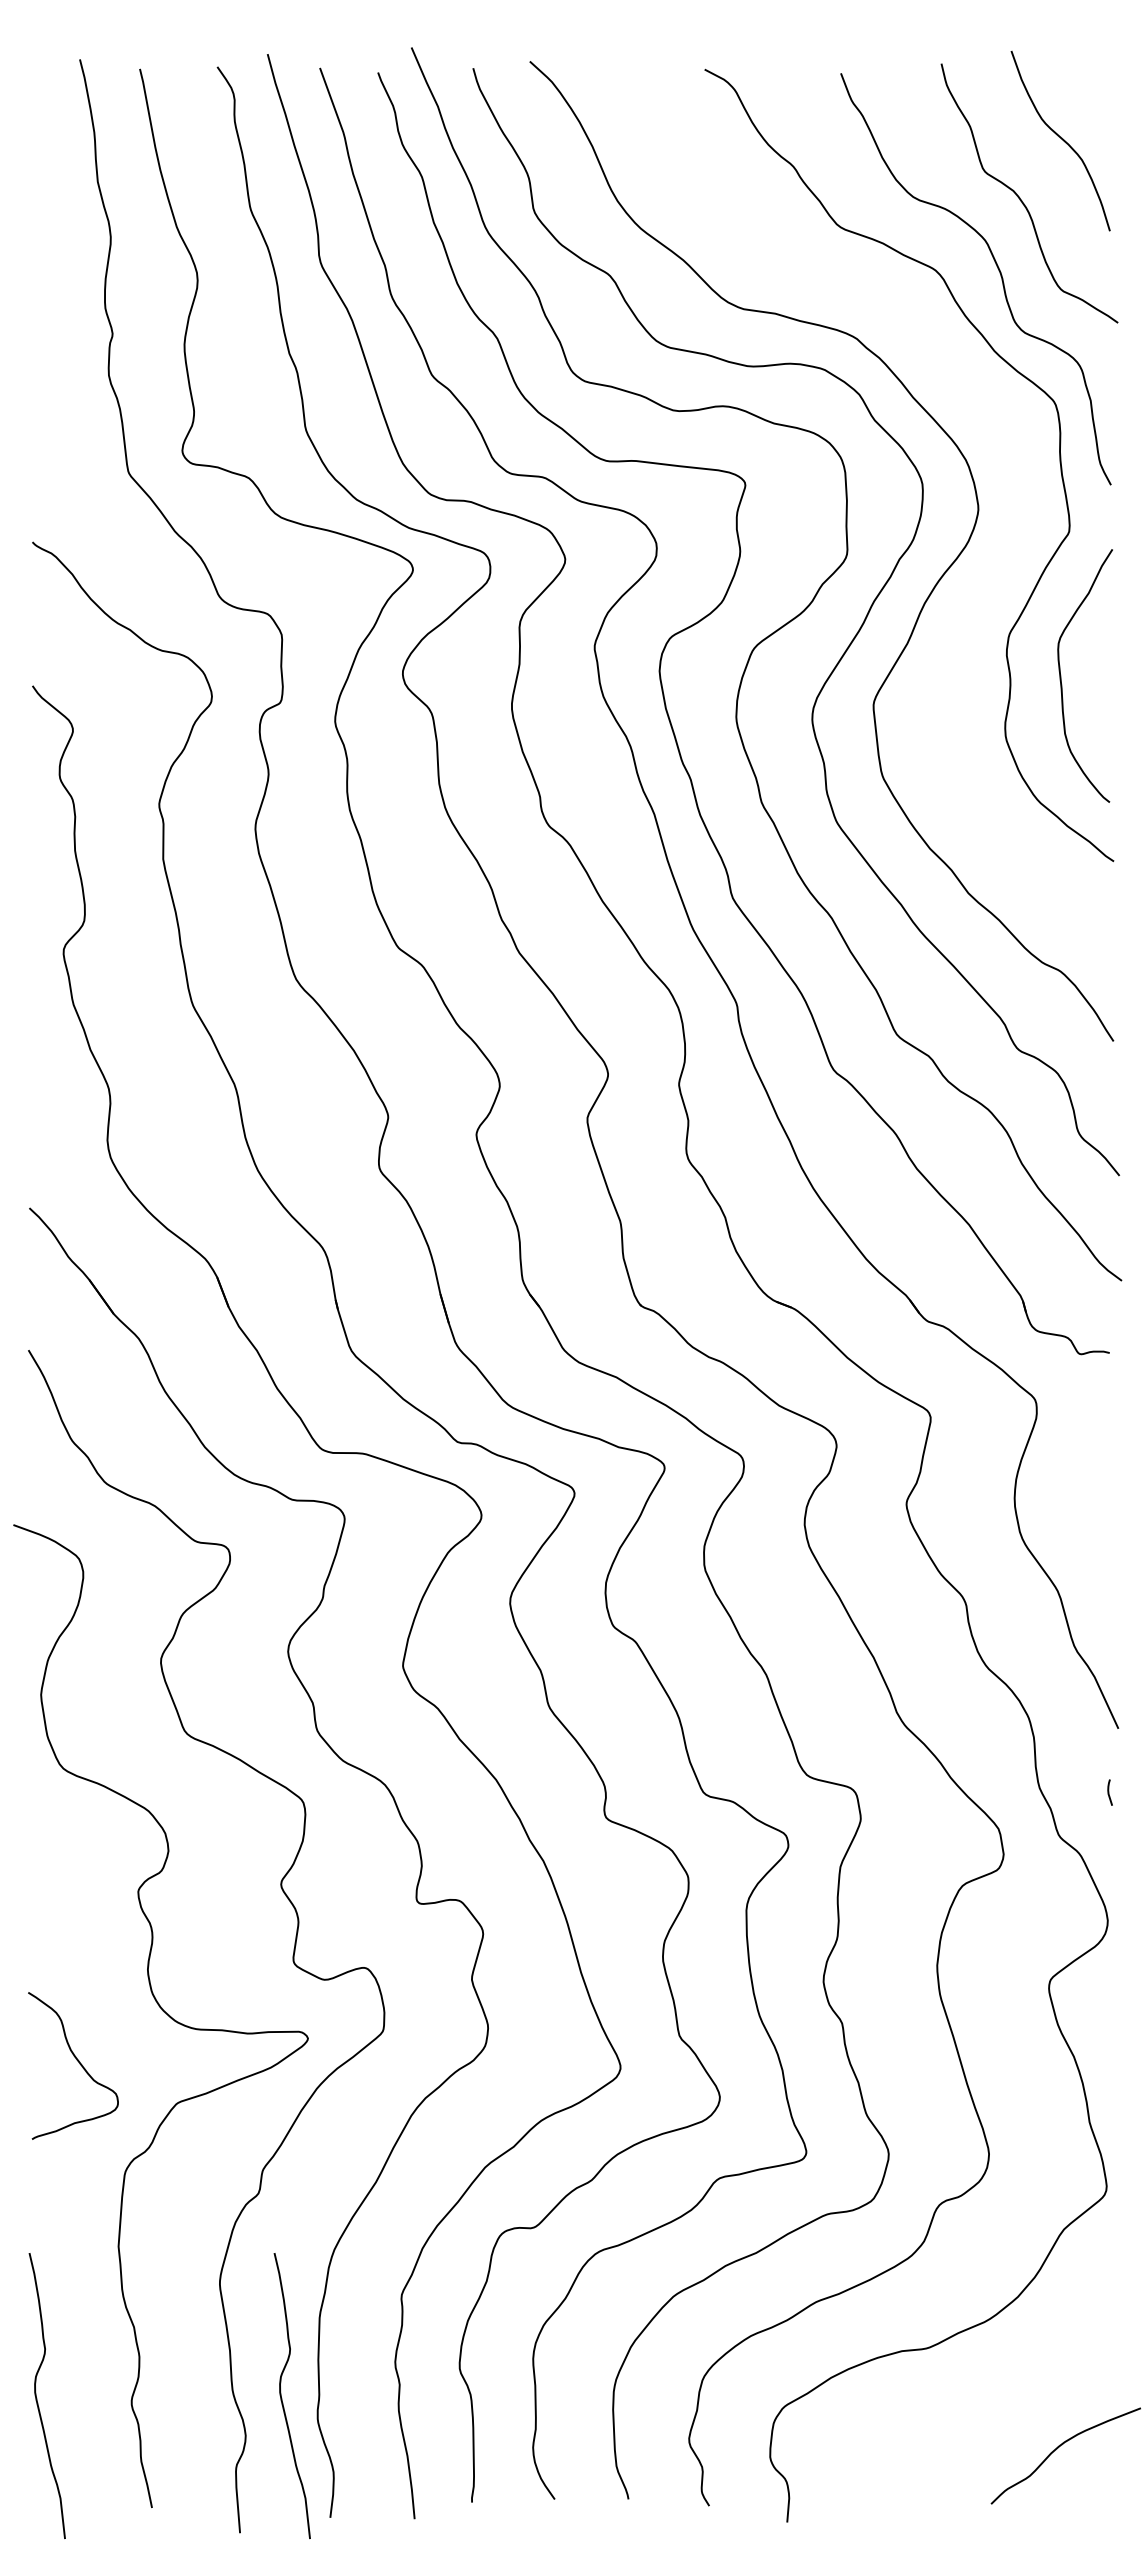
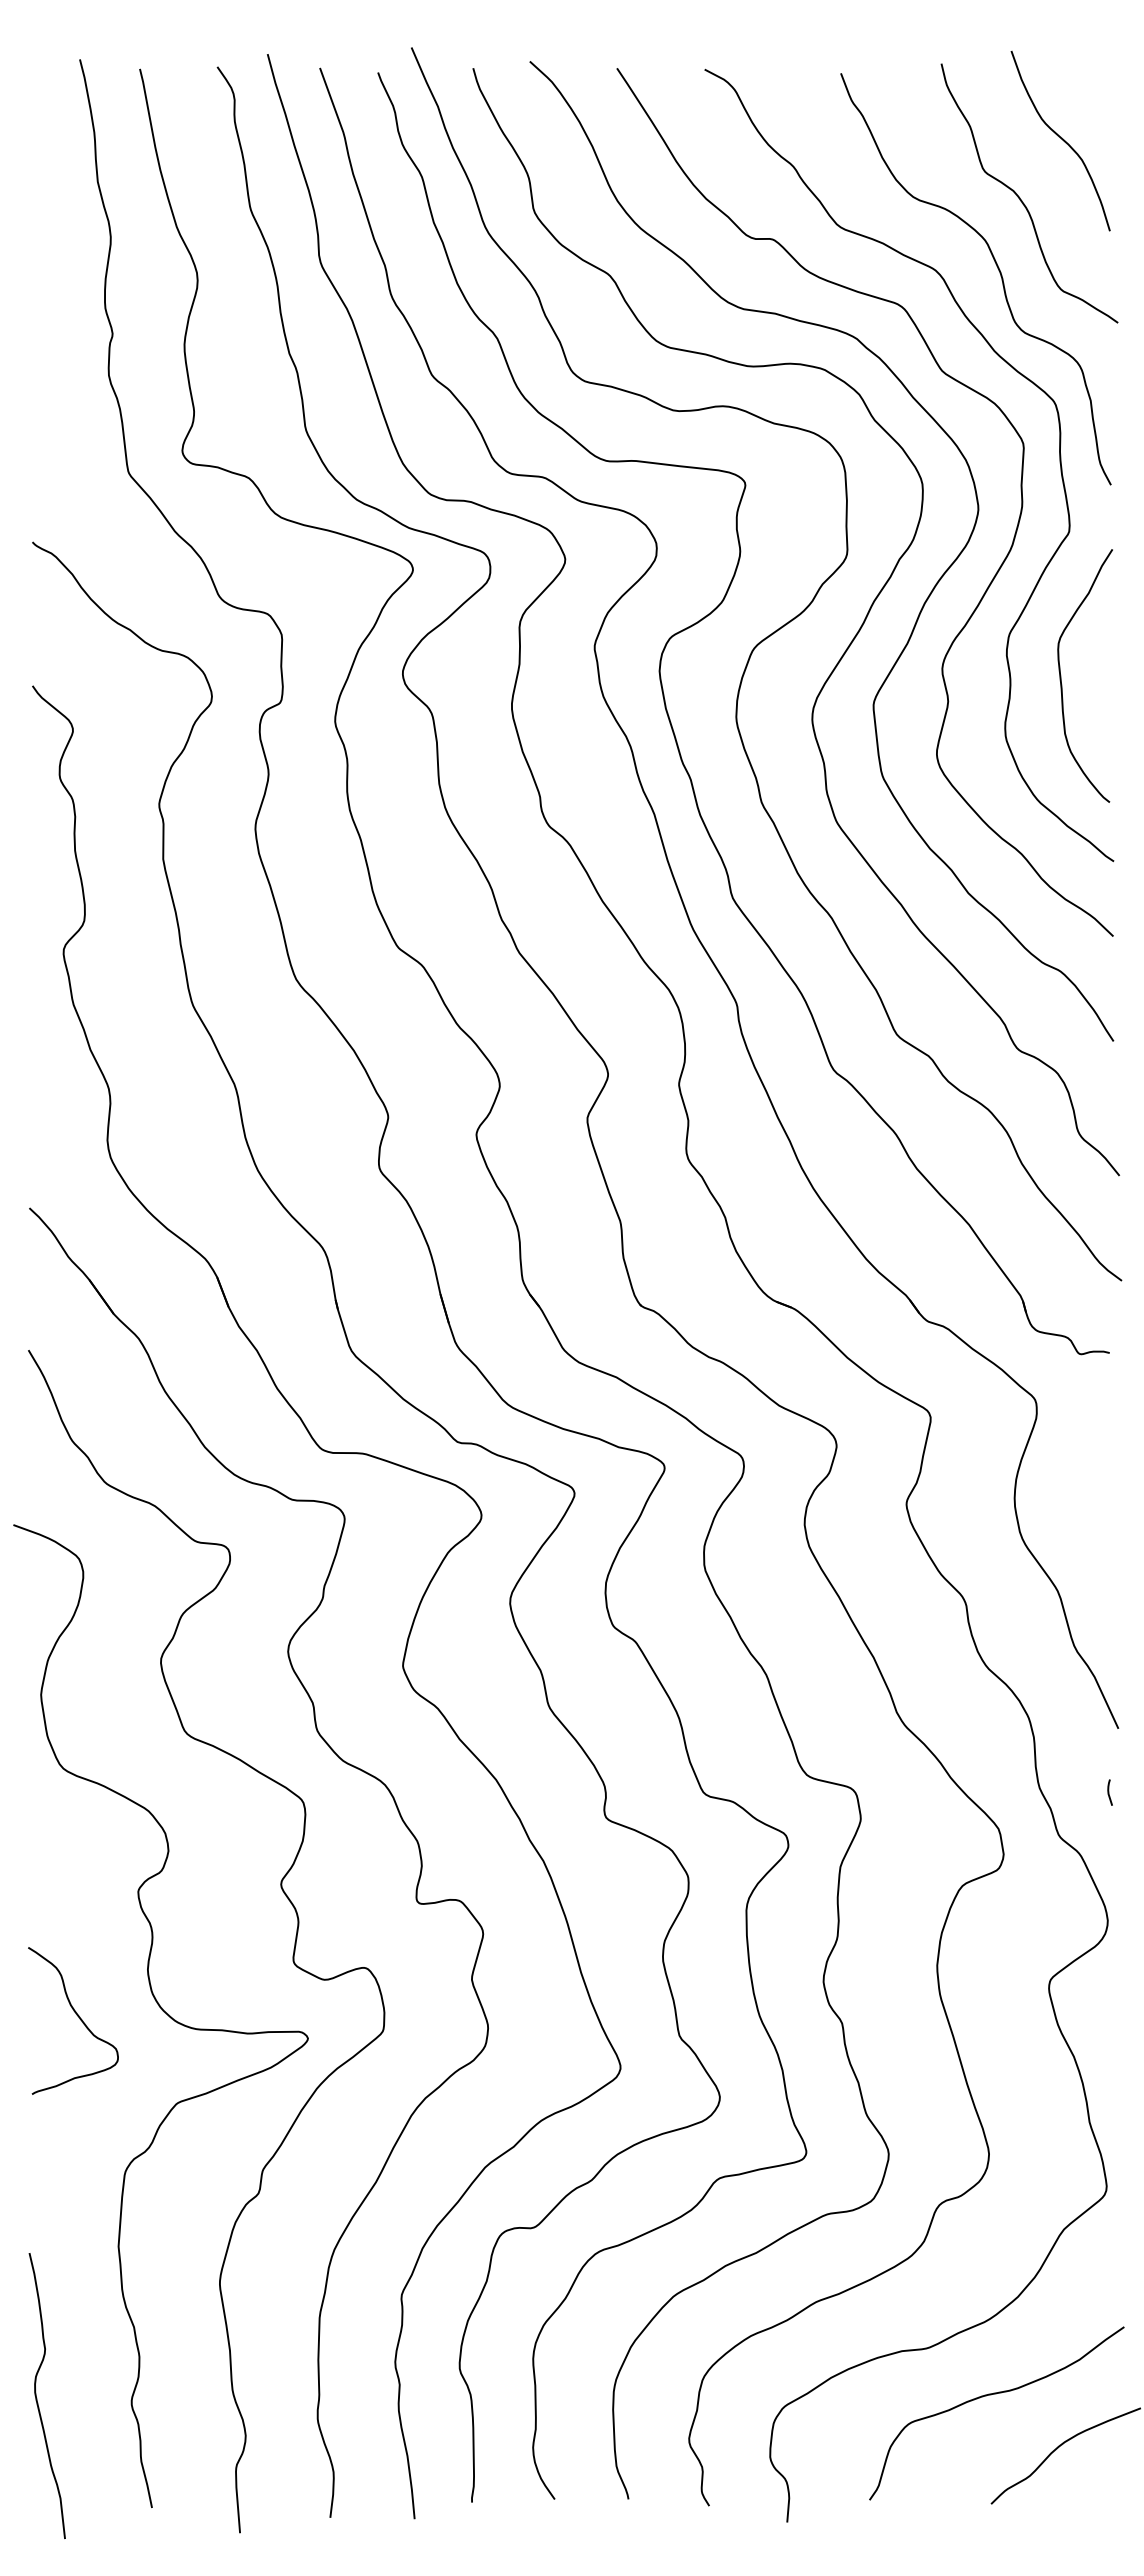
curve: none -> present (993, 576)
curve position: (77, 2061) -> (77, 2016) (77, 2016)
curve: none -> present (991, 2395)
curve: present -> none (282, 2398)
